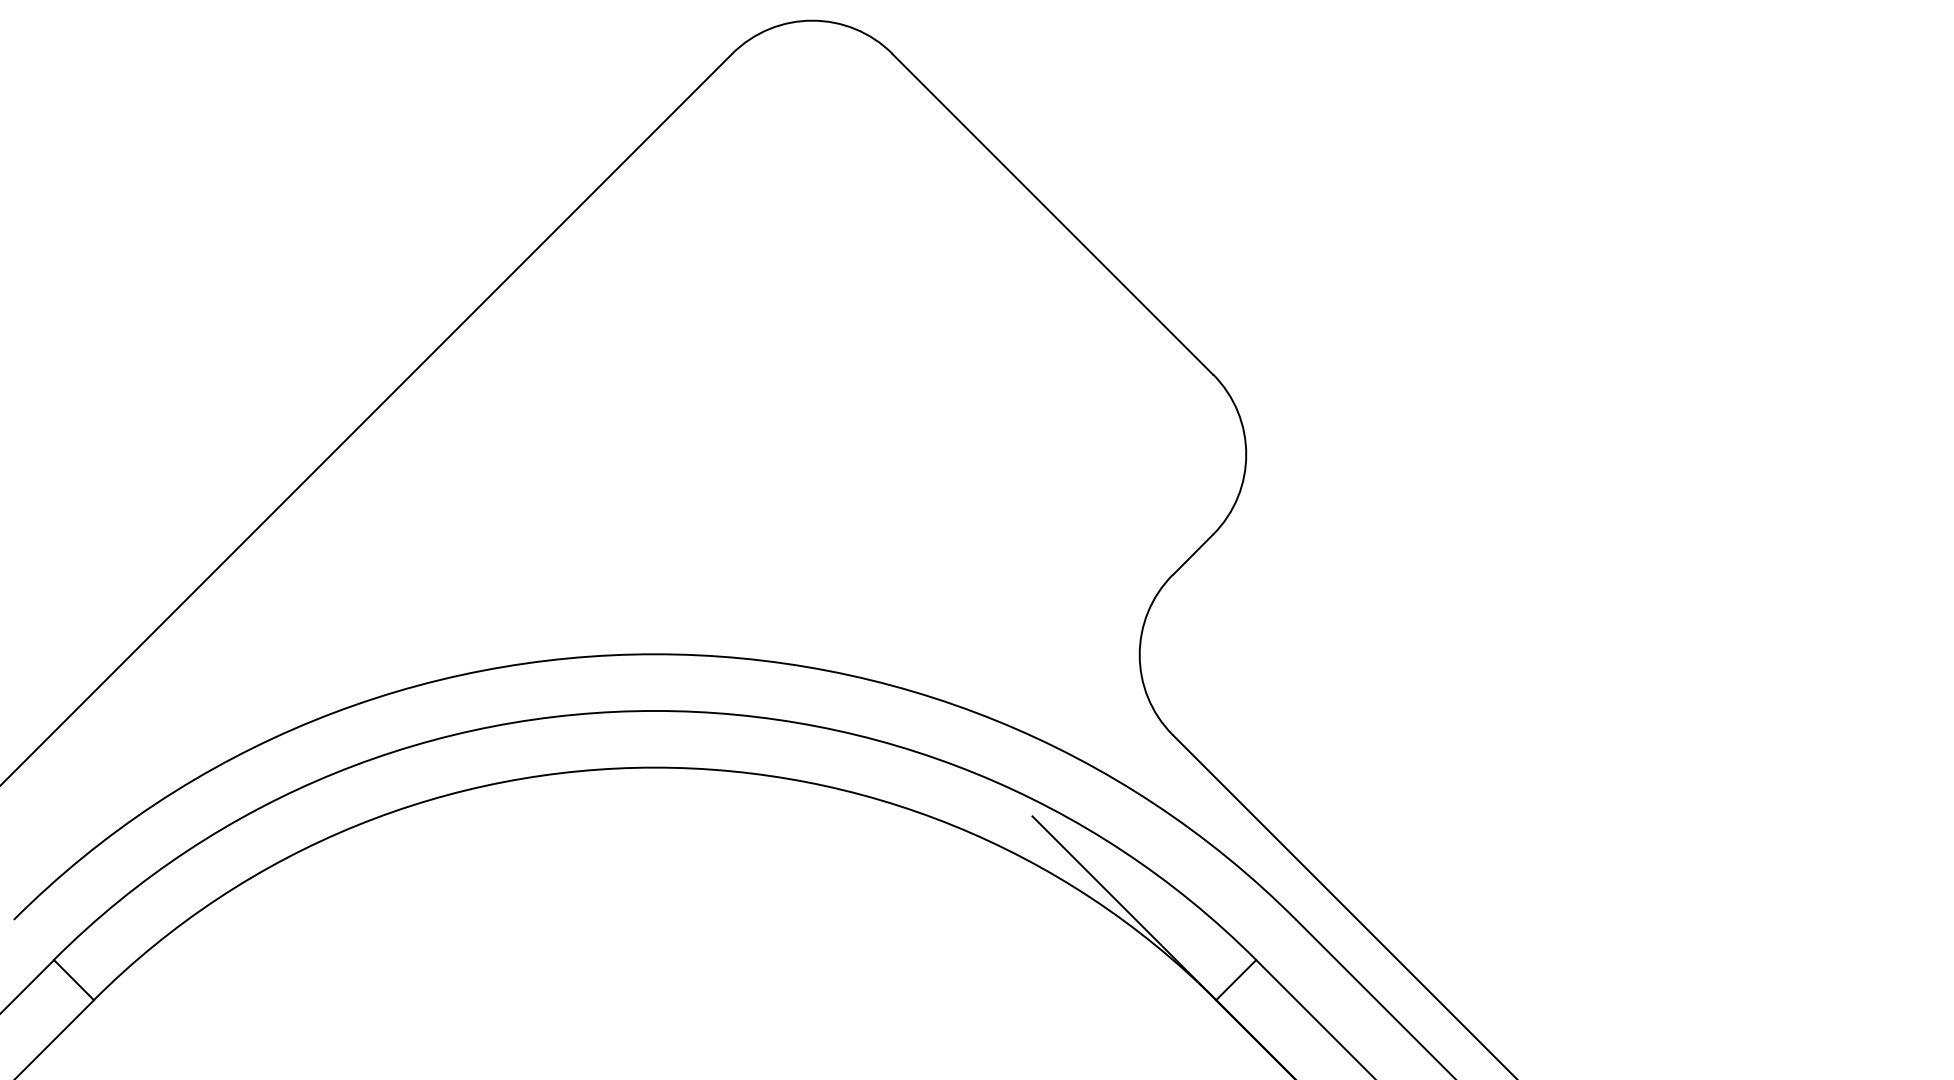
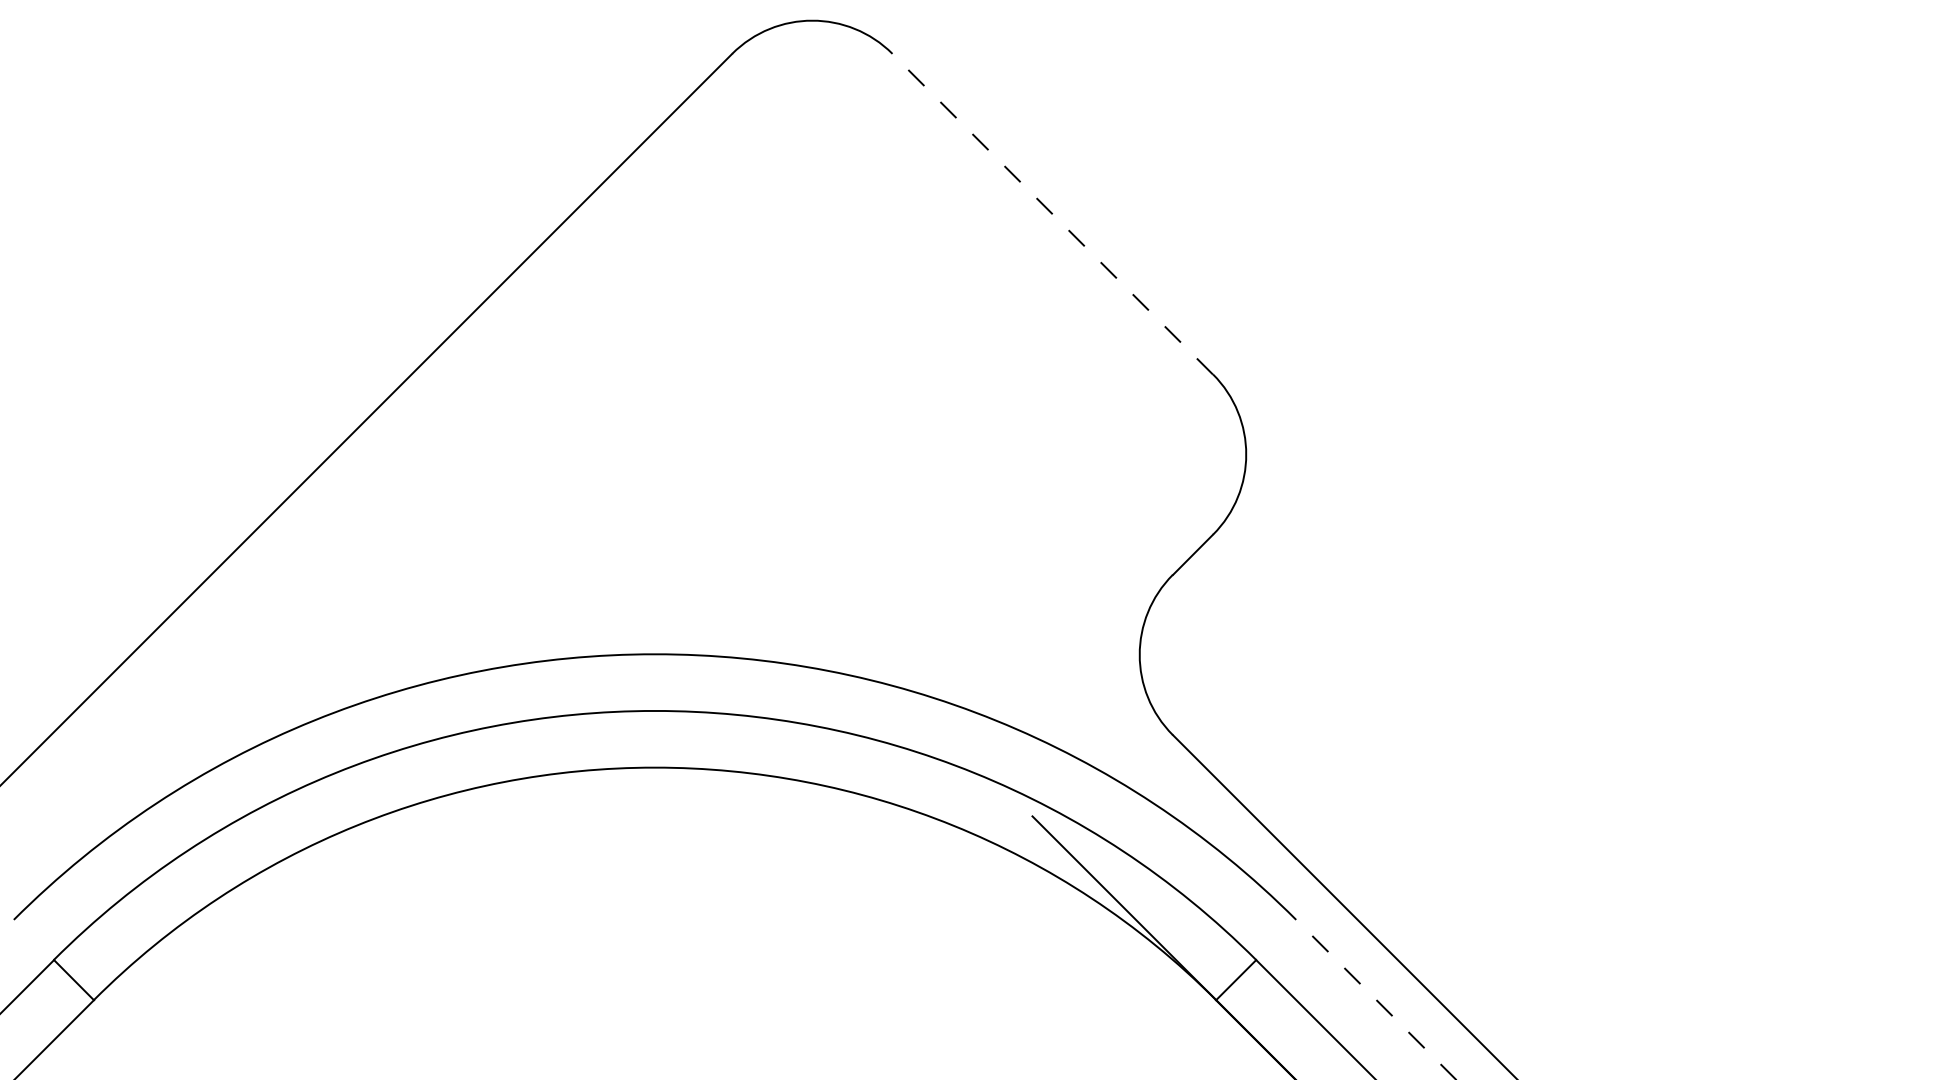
line: solid -> dashed (1052, 214)
line: solid -> dashed (1376, 999)
